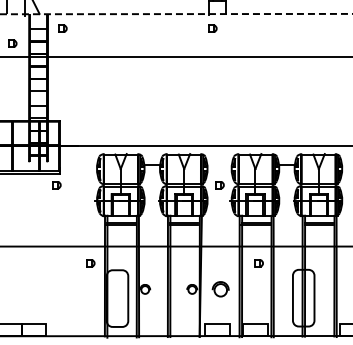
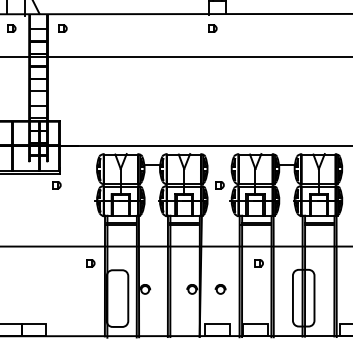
line: dashed -> solid (176, 14)
part position: (12, 43) -> (11, 28) (11, 28)
part size: 19x17 px -> 13x11 px (220, 289)
